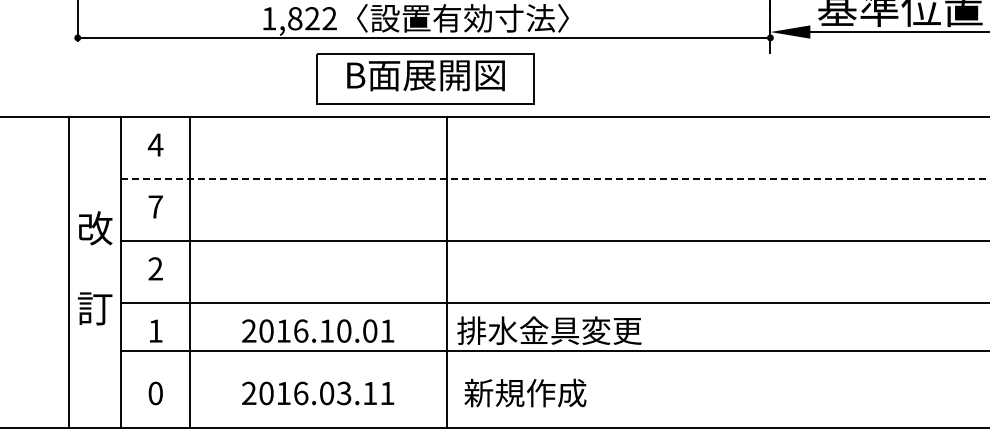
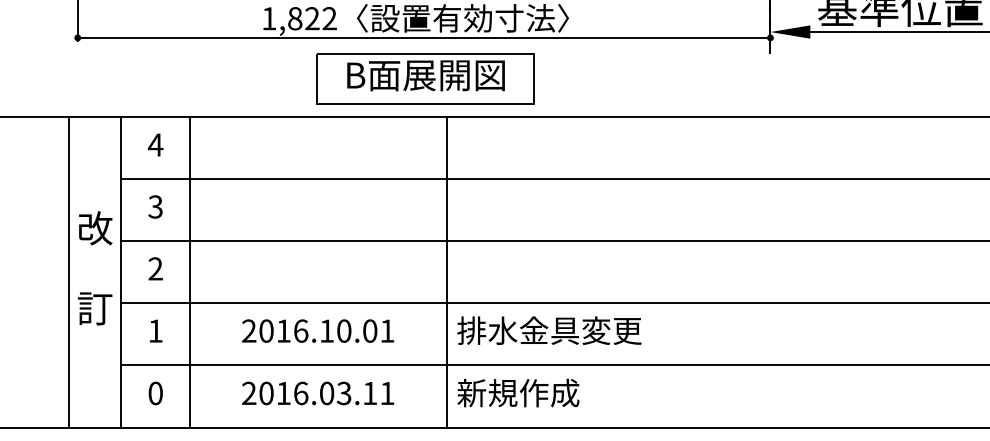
line: dashed -> solid (555, 178)
text: 7 -> 3 (155, 206)
line position: (553, 351) -> (553, 365) (553, 365)
text position: (525, 392) -> (518, 392) (518, 392)
